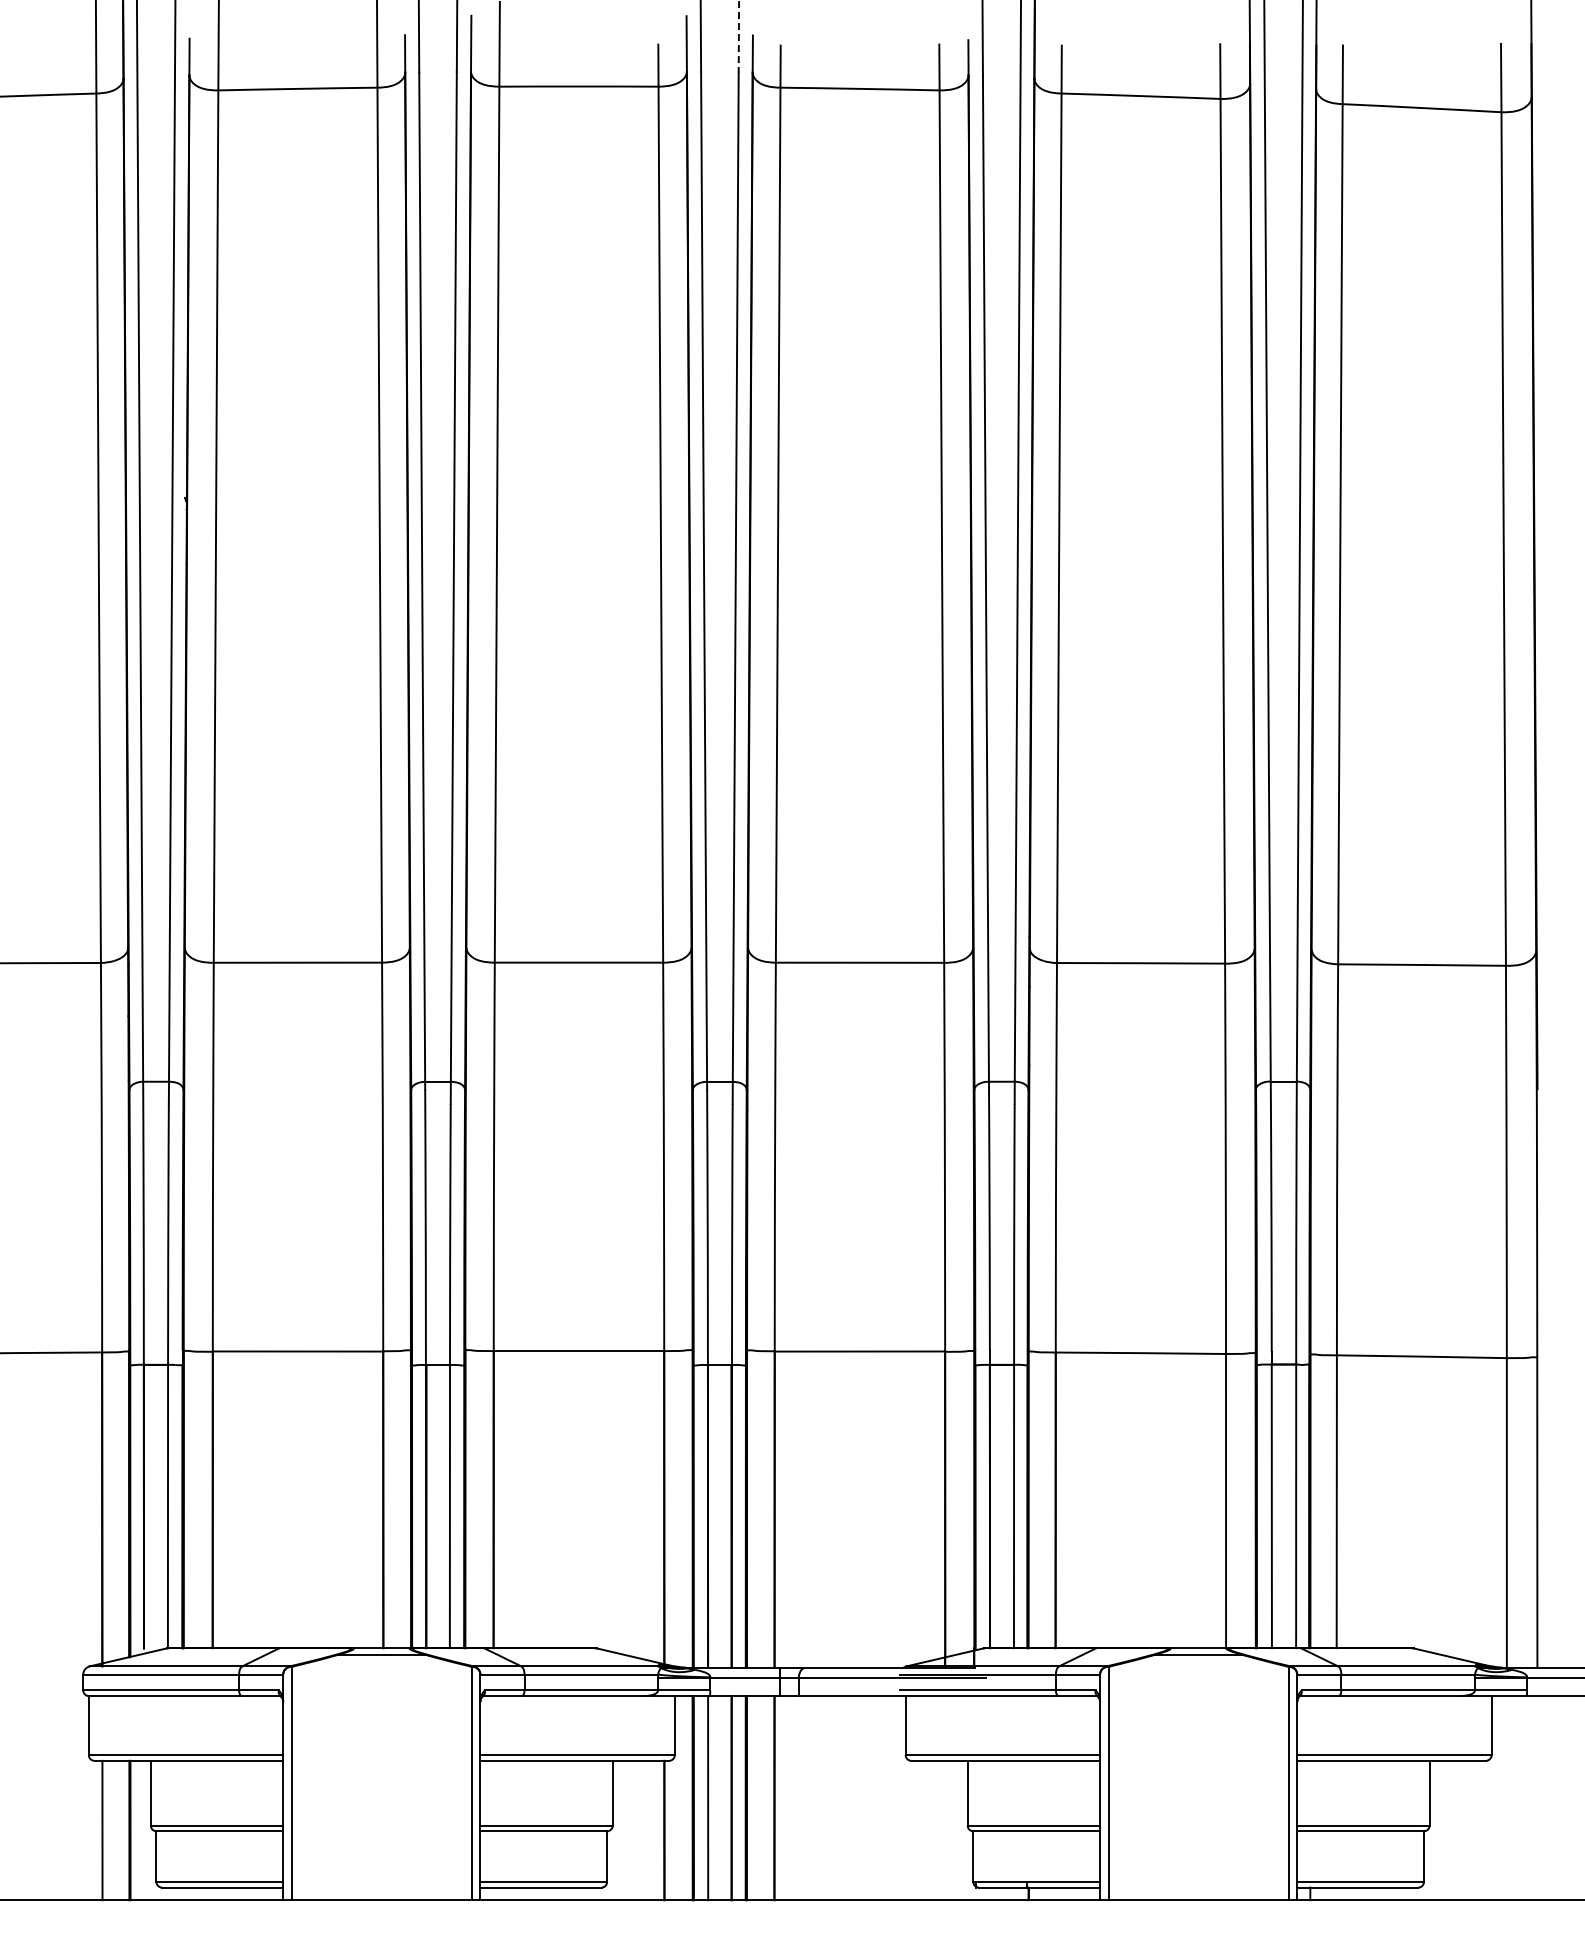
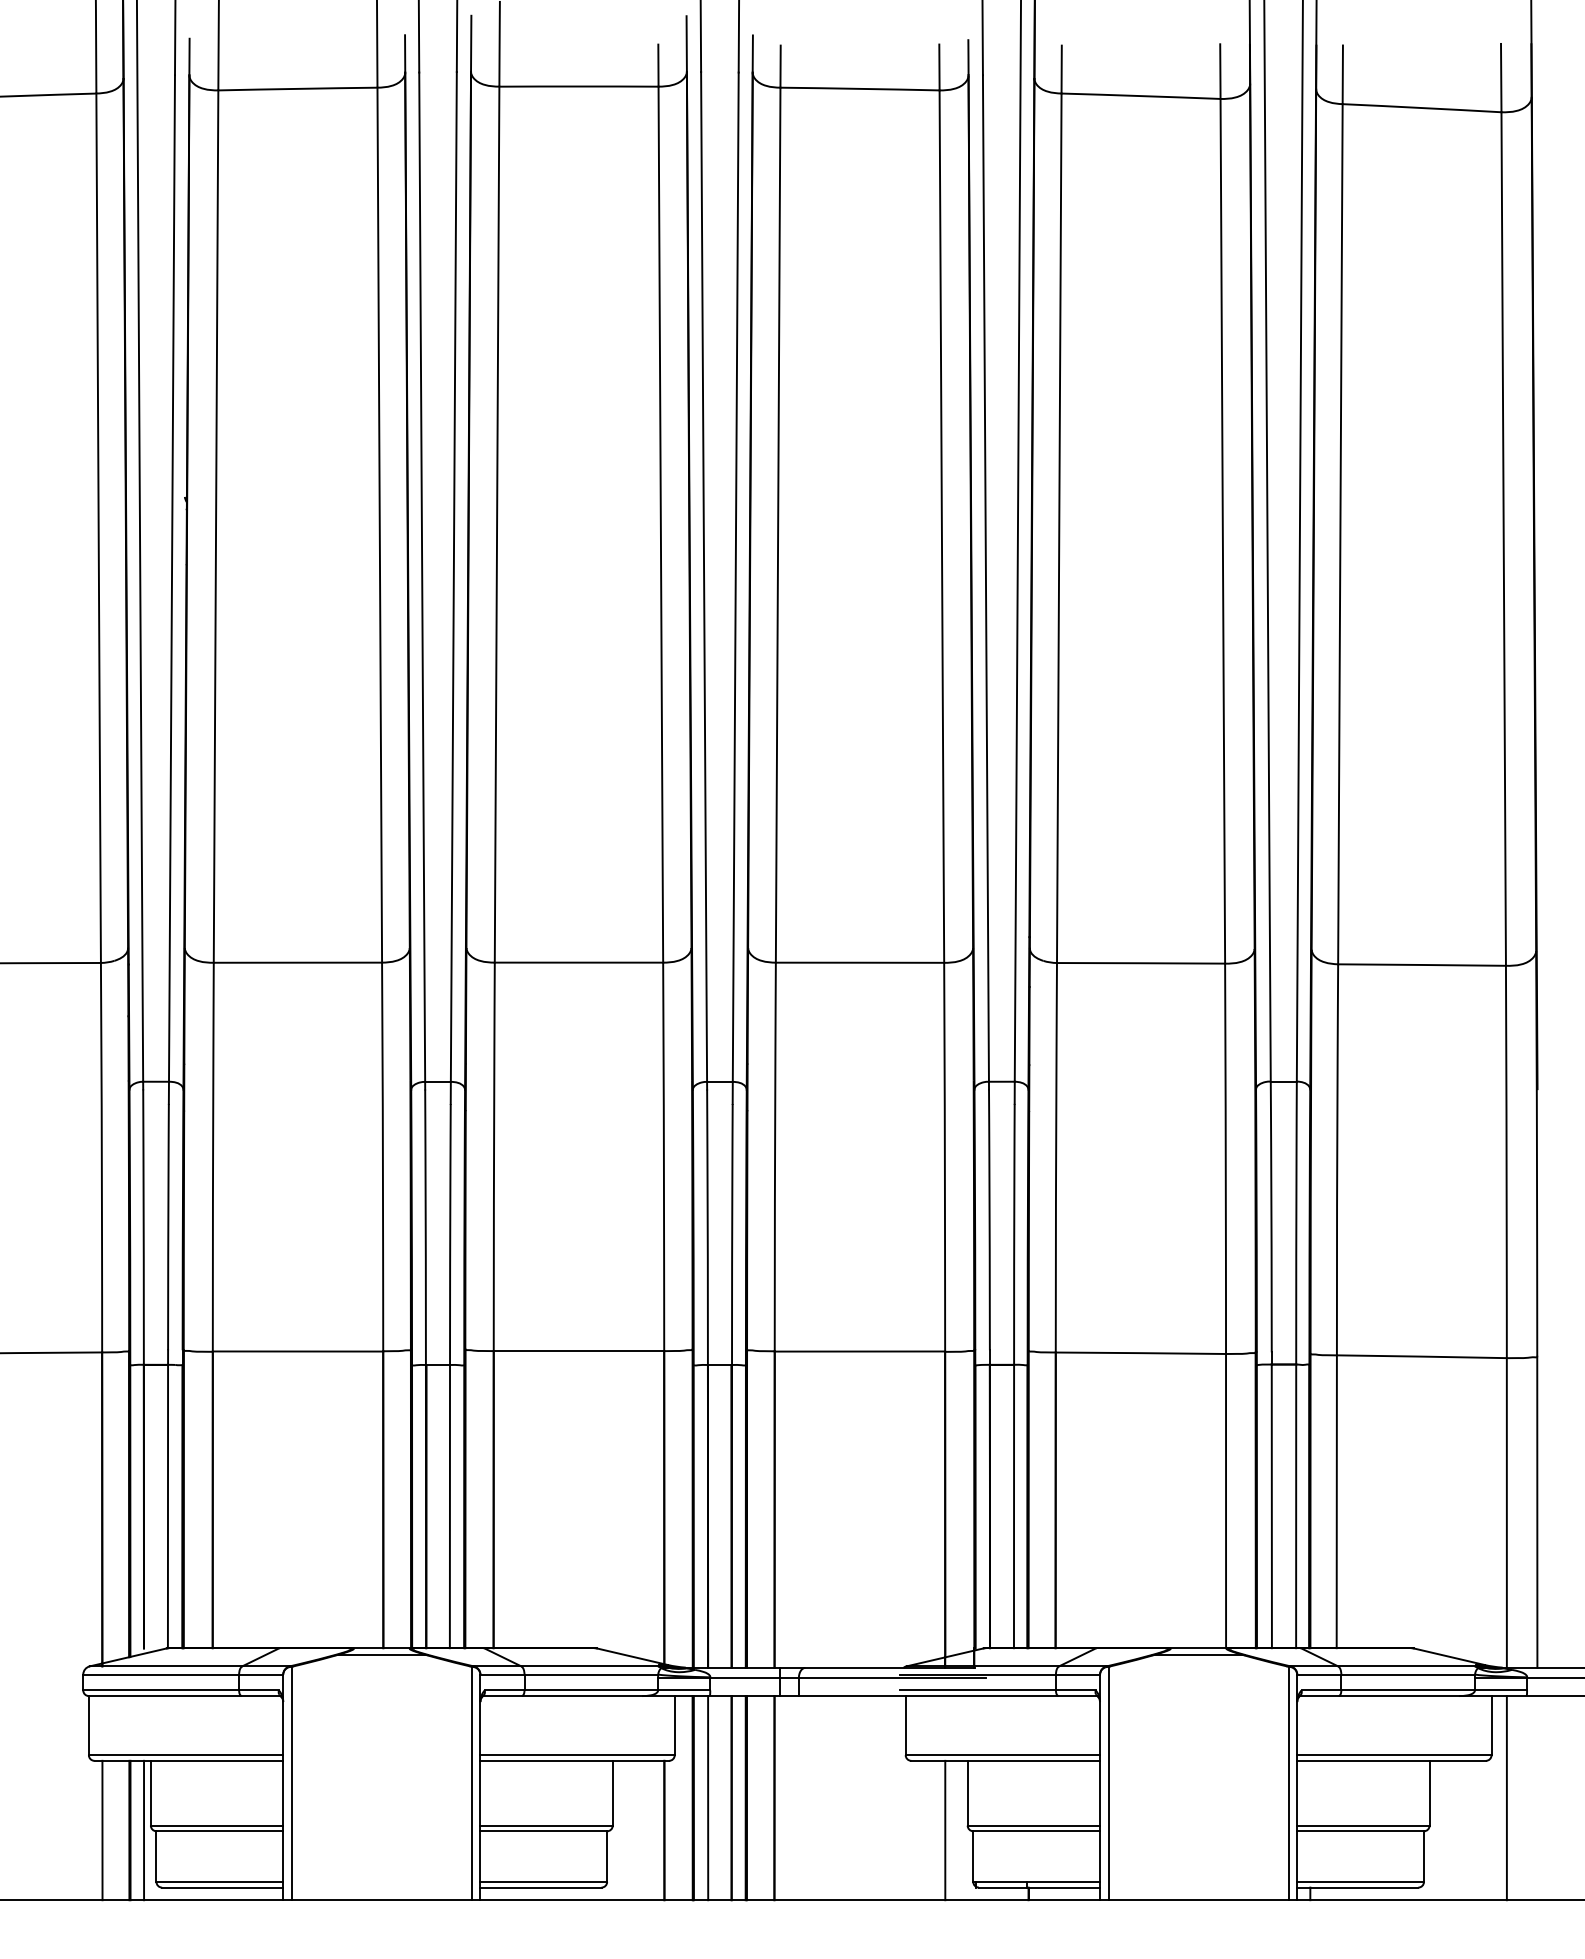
line: dashed -> solid (738, 36)
line: none -> present (1506, 1798)
line: none -> present (144, 1830)
line: none -> present (945, 1830)
